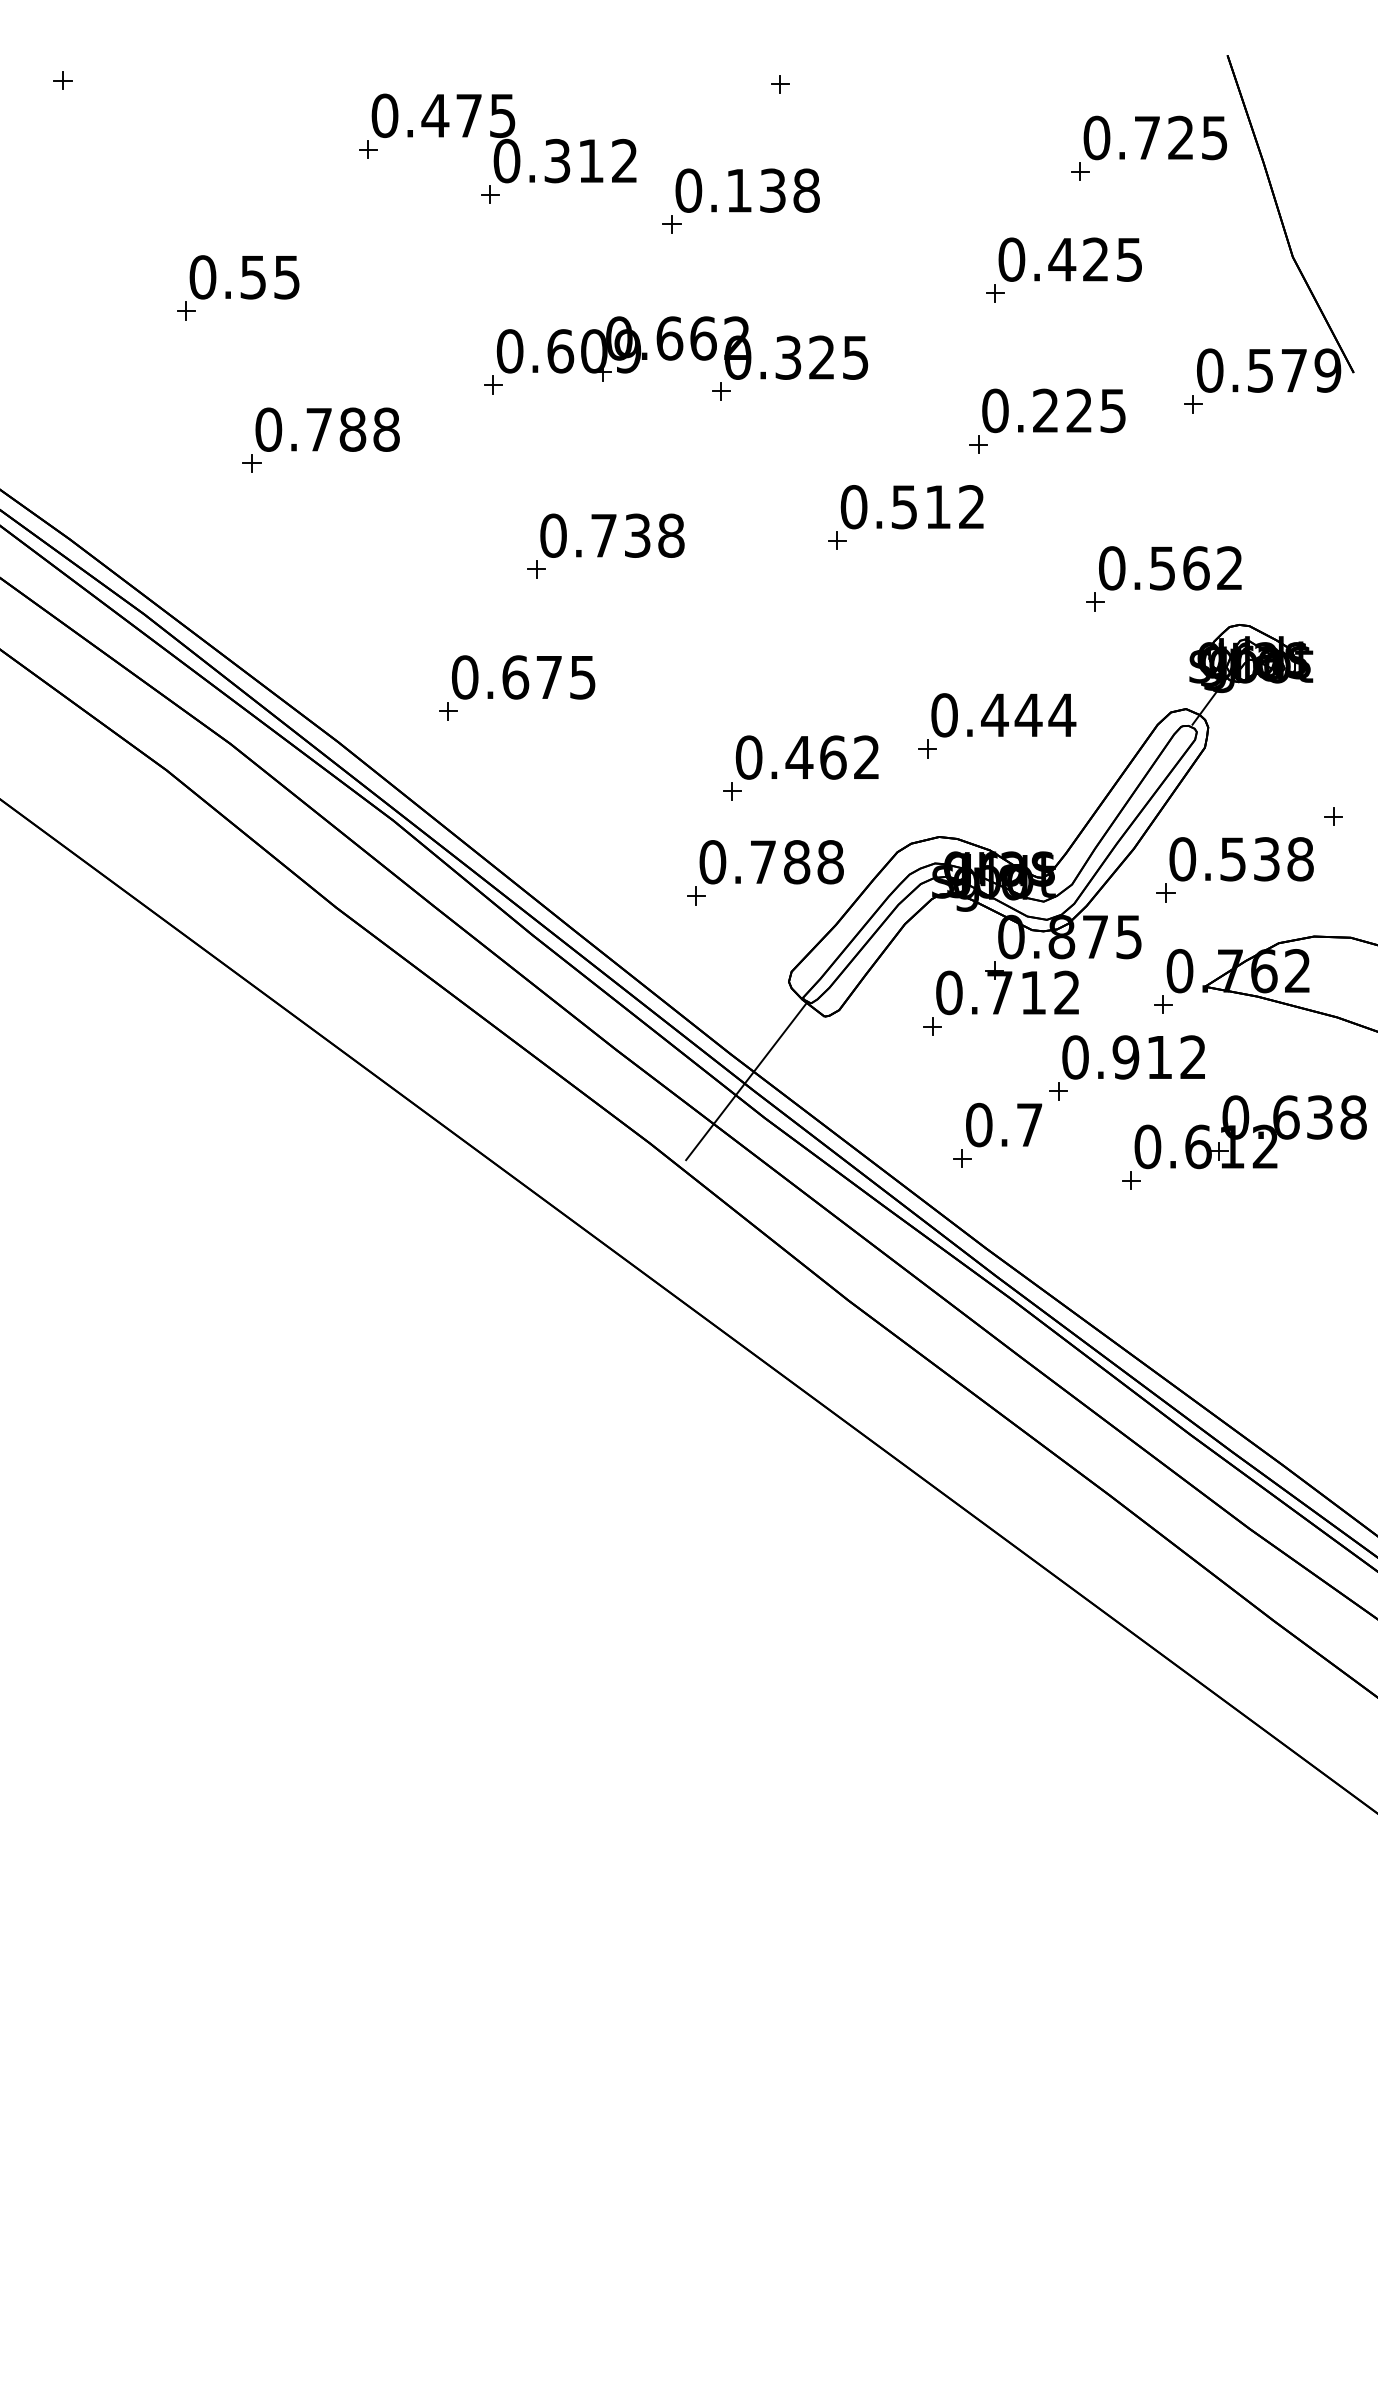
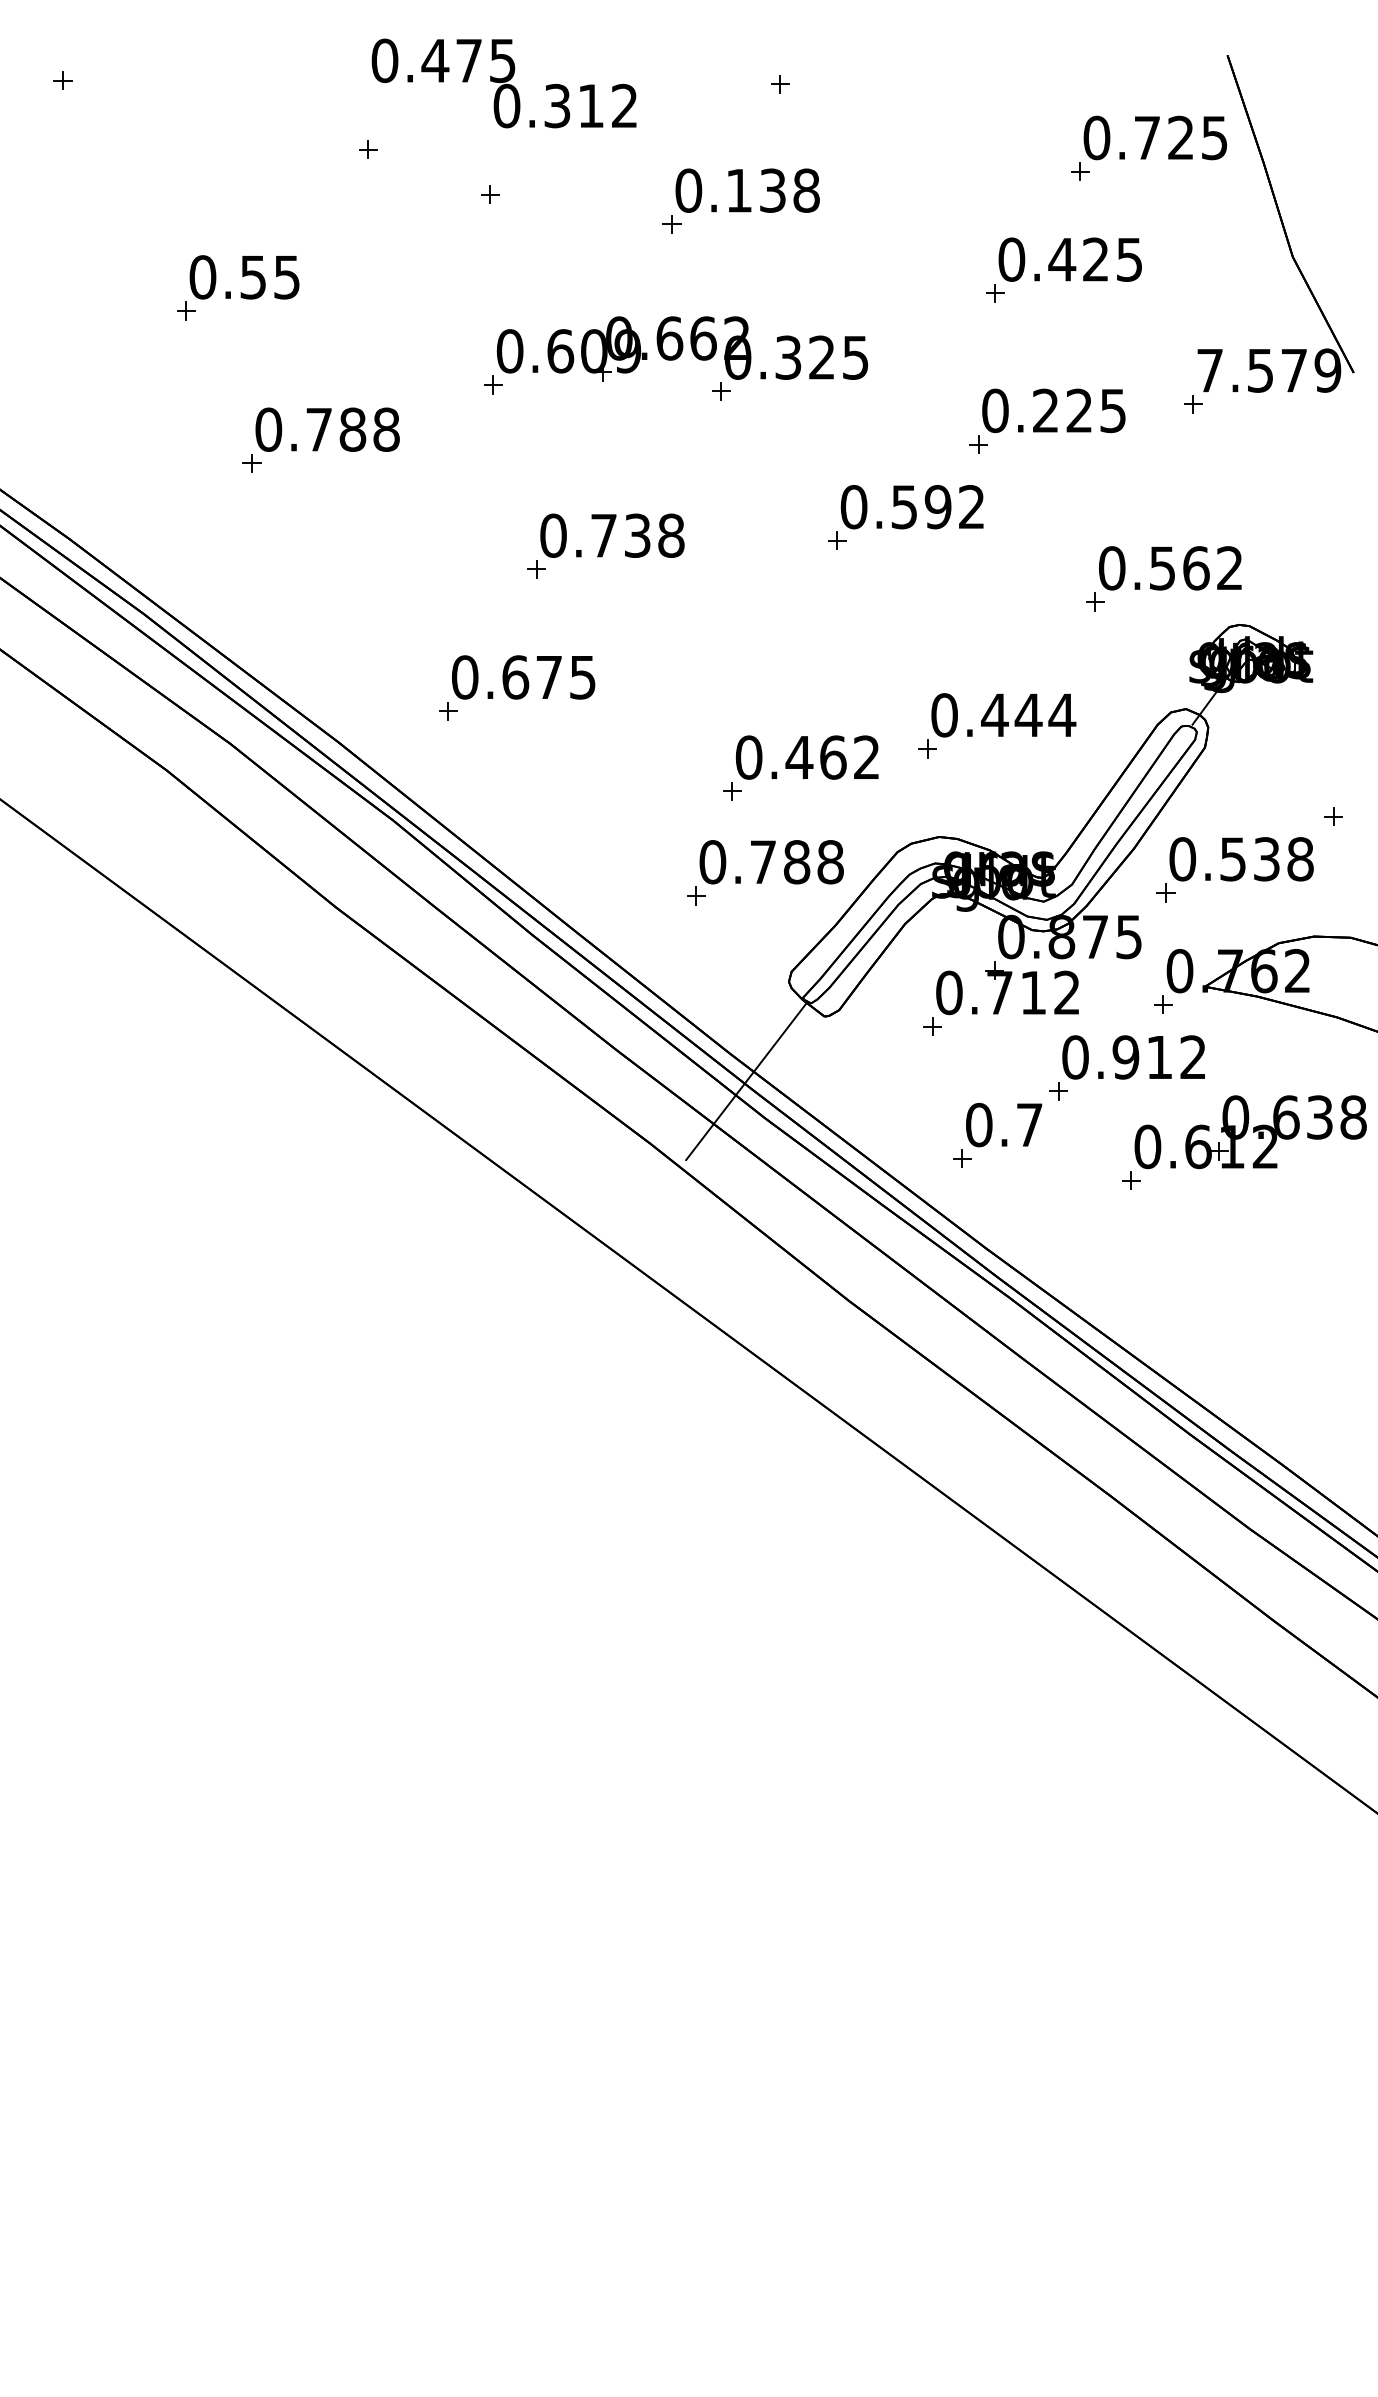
text position: (503, 138) -> (503, 83) (503, 83)
text: 0.579 -> 7.579 (1210, 370)
text: 0.512 -> 0.592 (937, 507)
